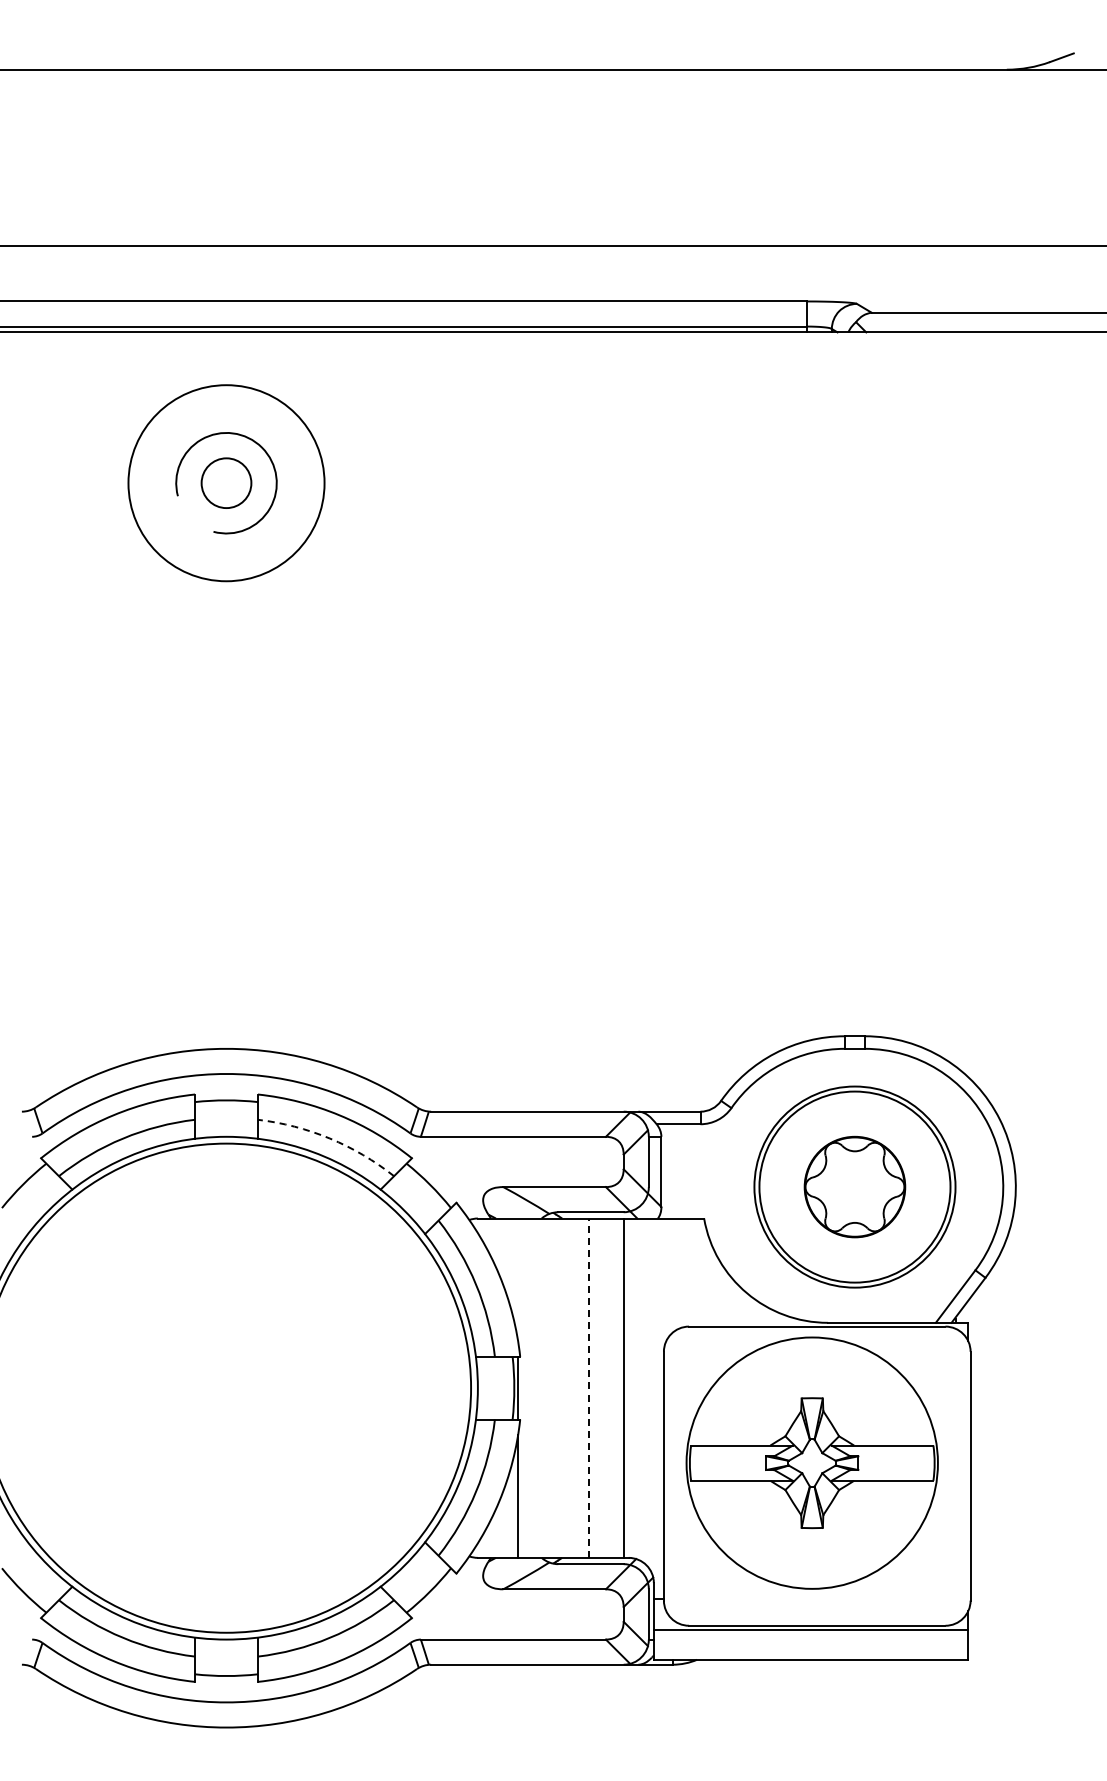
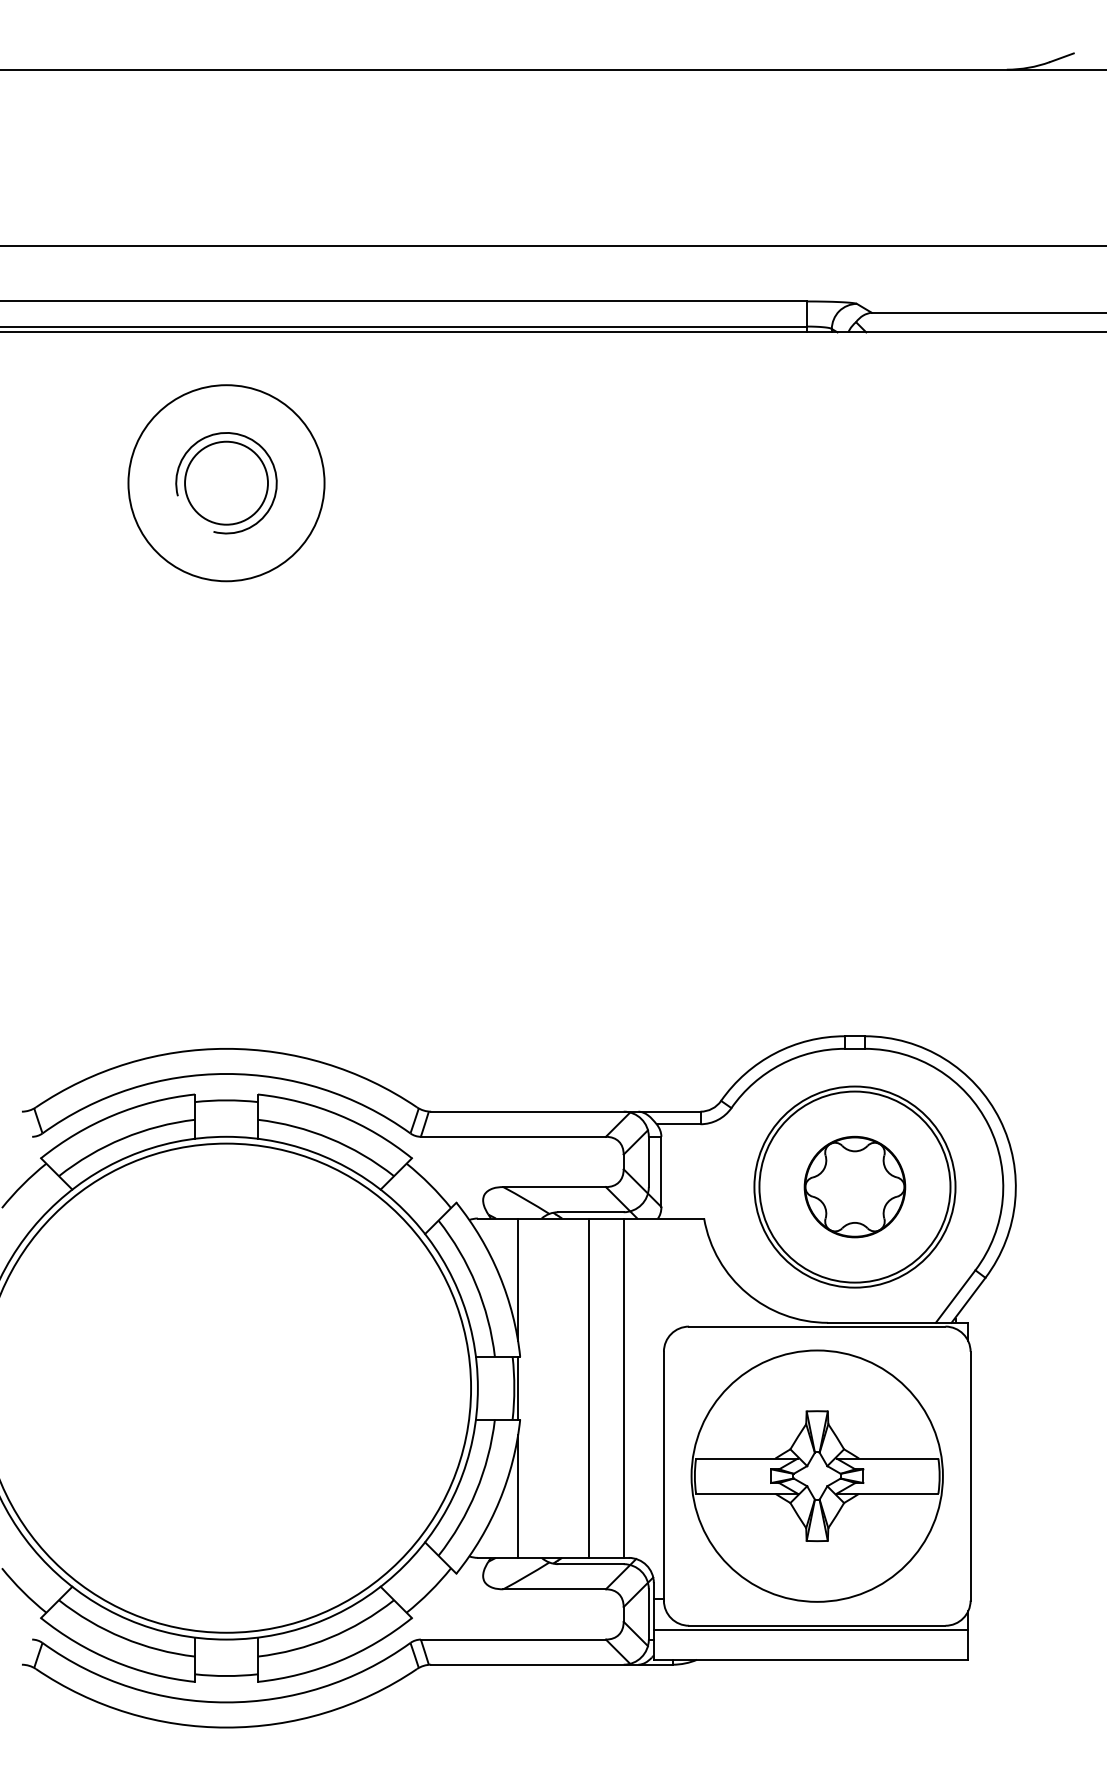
circle diameter: 50 px -> 83 px (226, 482)
arc: dashed -> solid (329, 1138)
line: none -> present (518, 1279)
line: dashed -> solid (588, 1388)
part position: (811, 1462) -> (816, 1475) (816, 1475)
